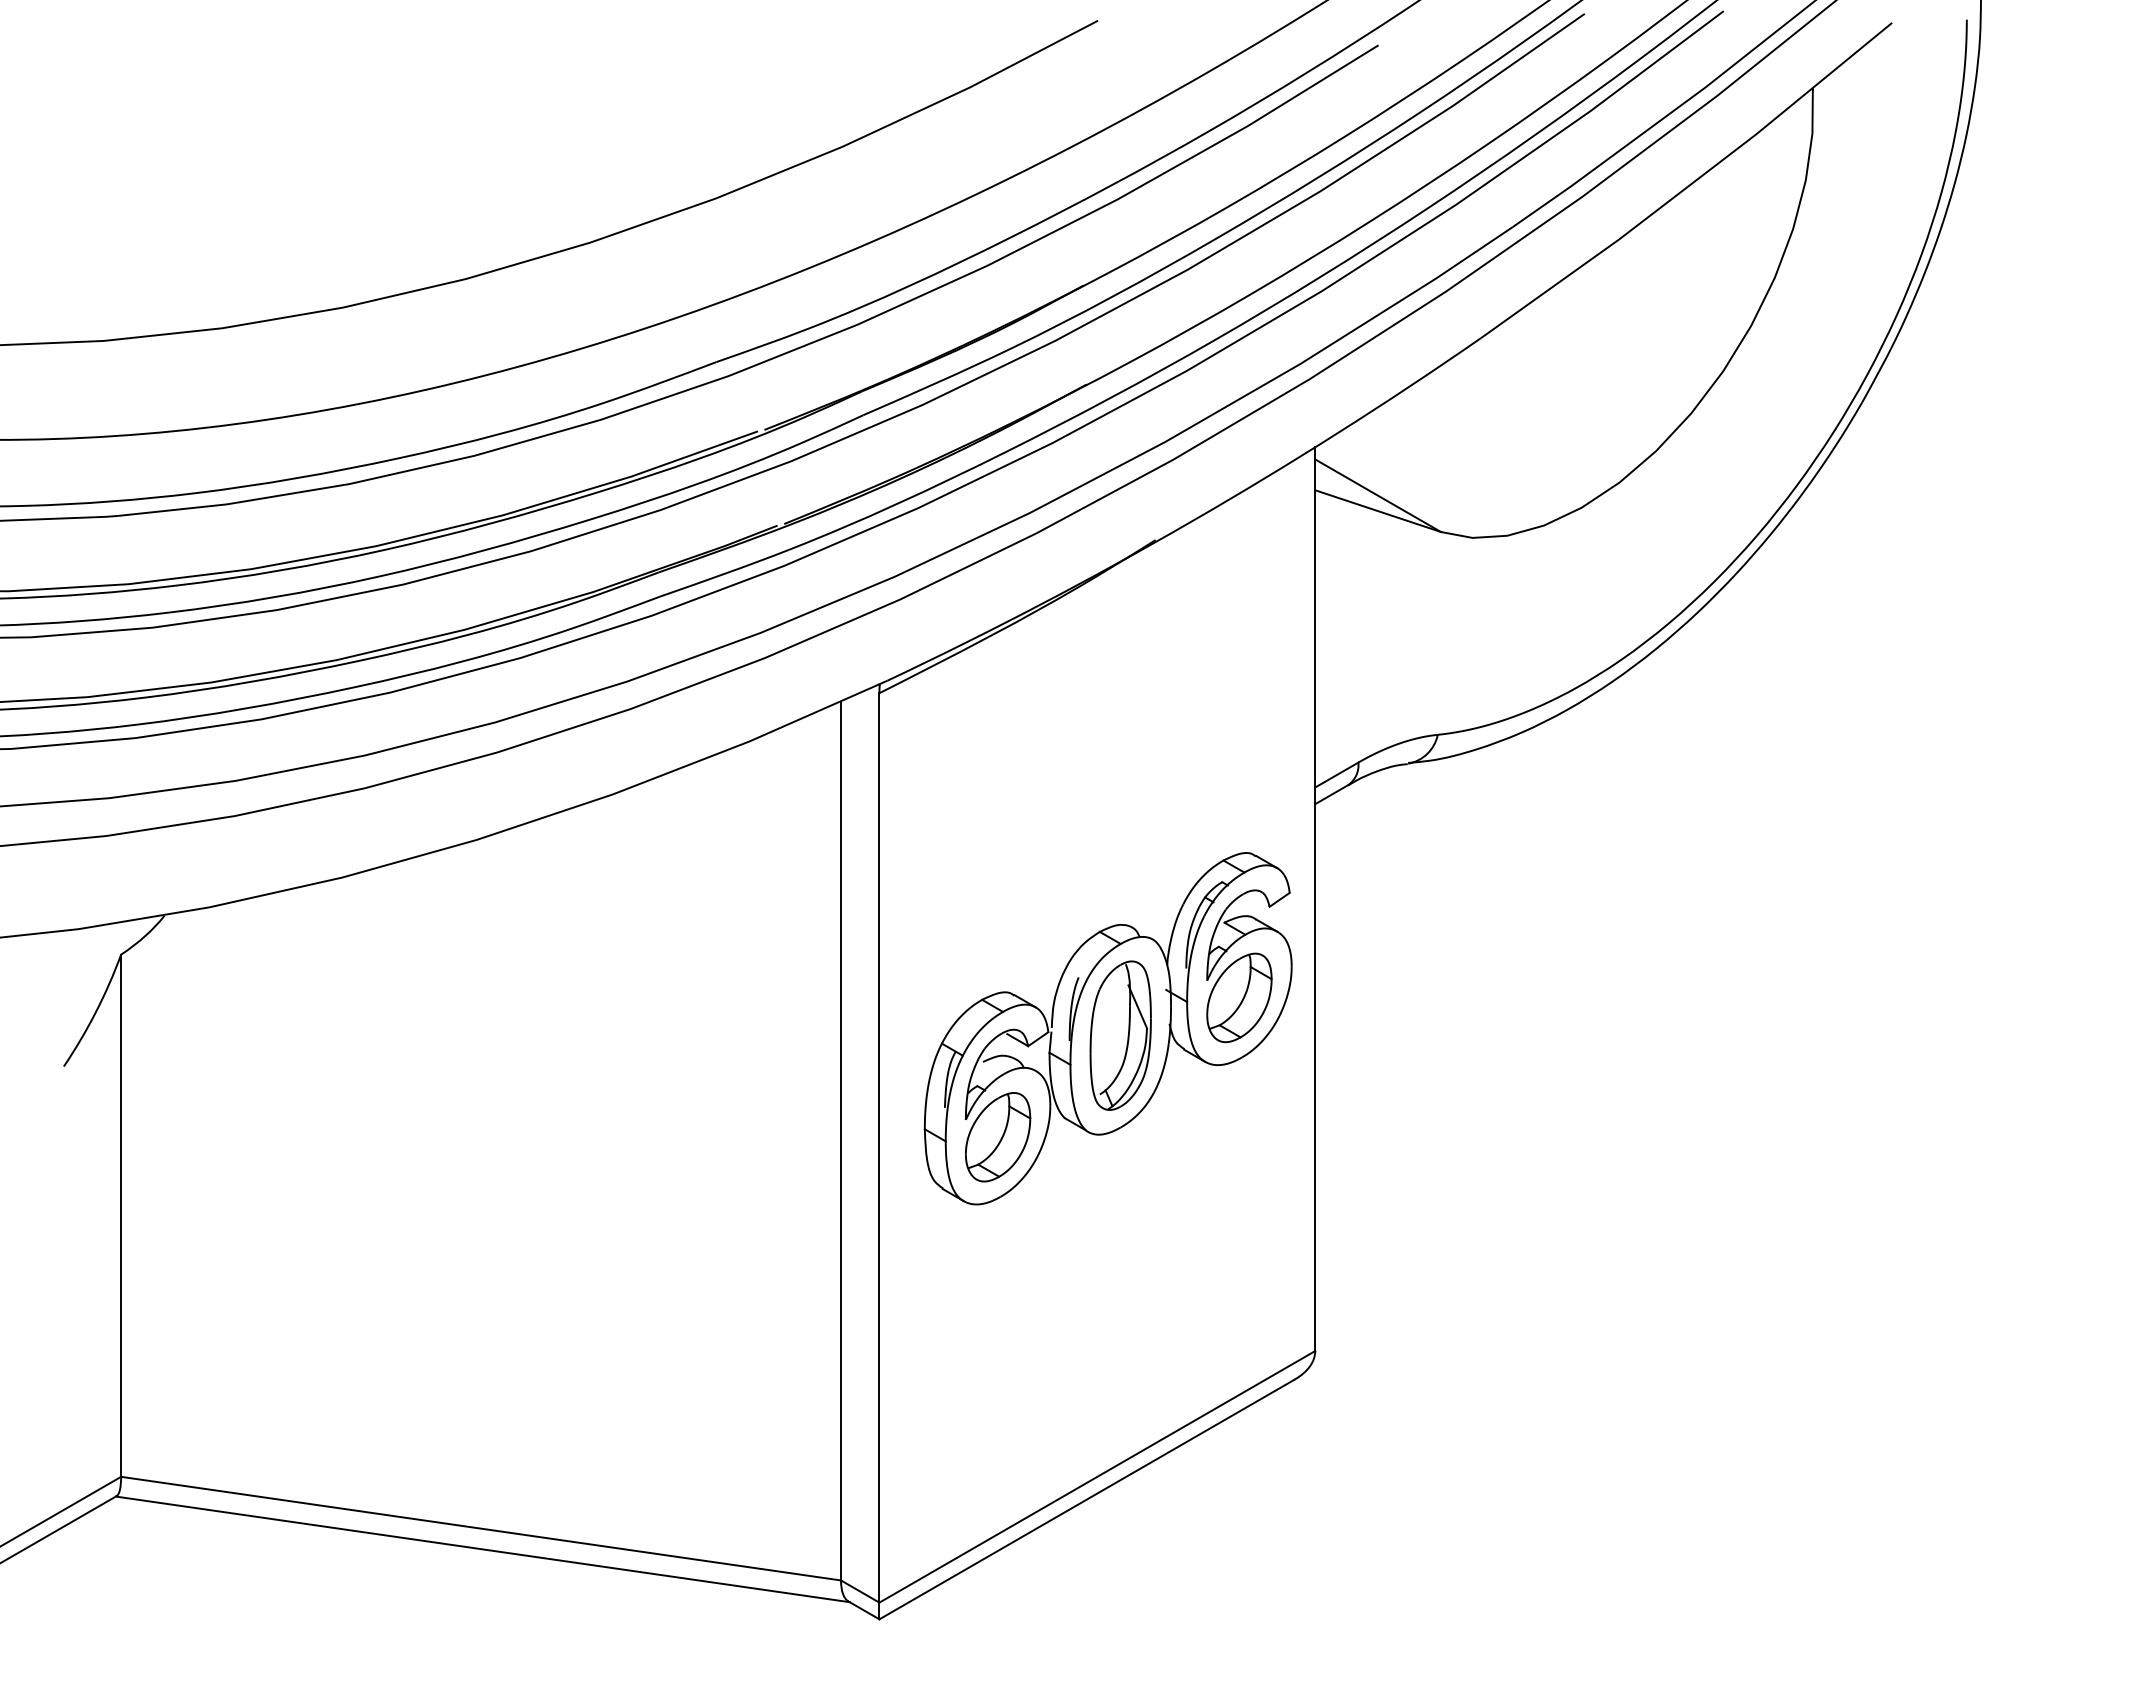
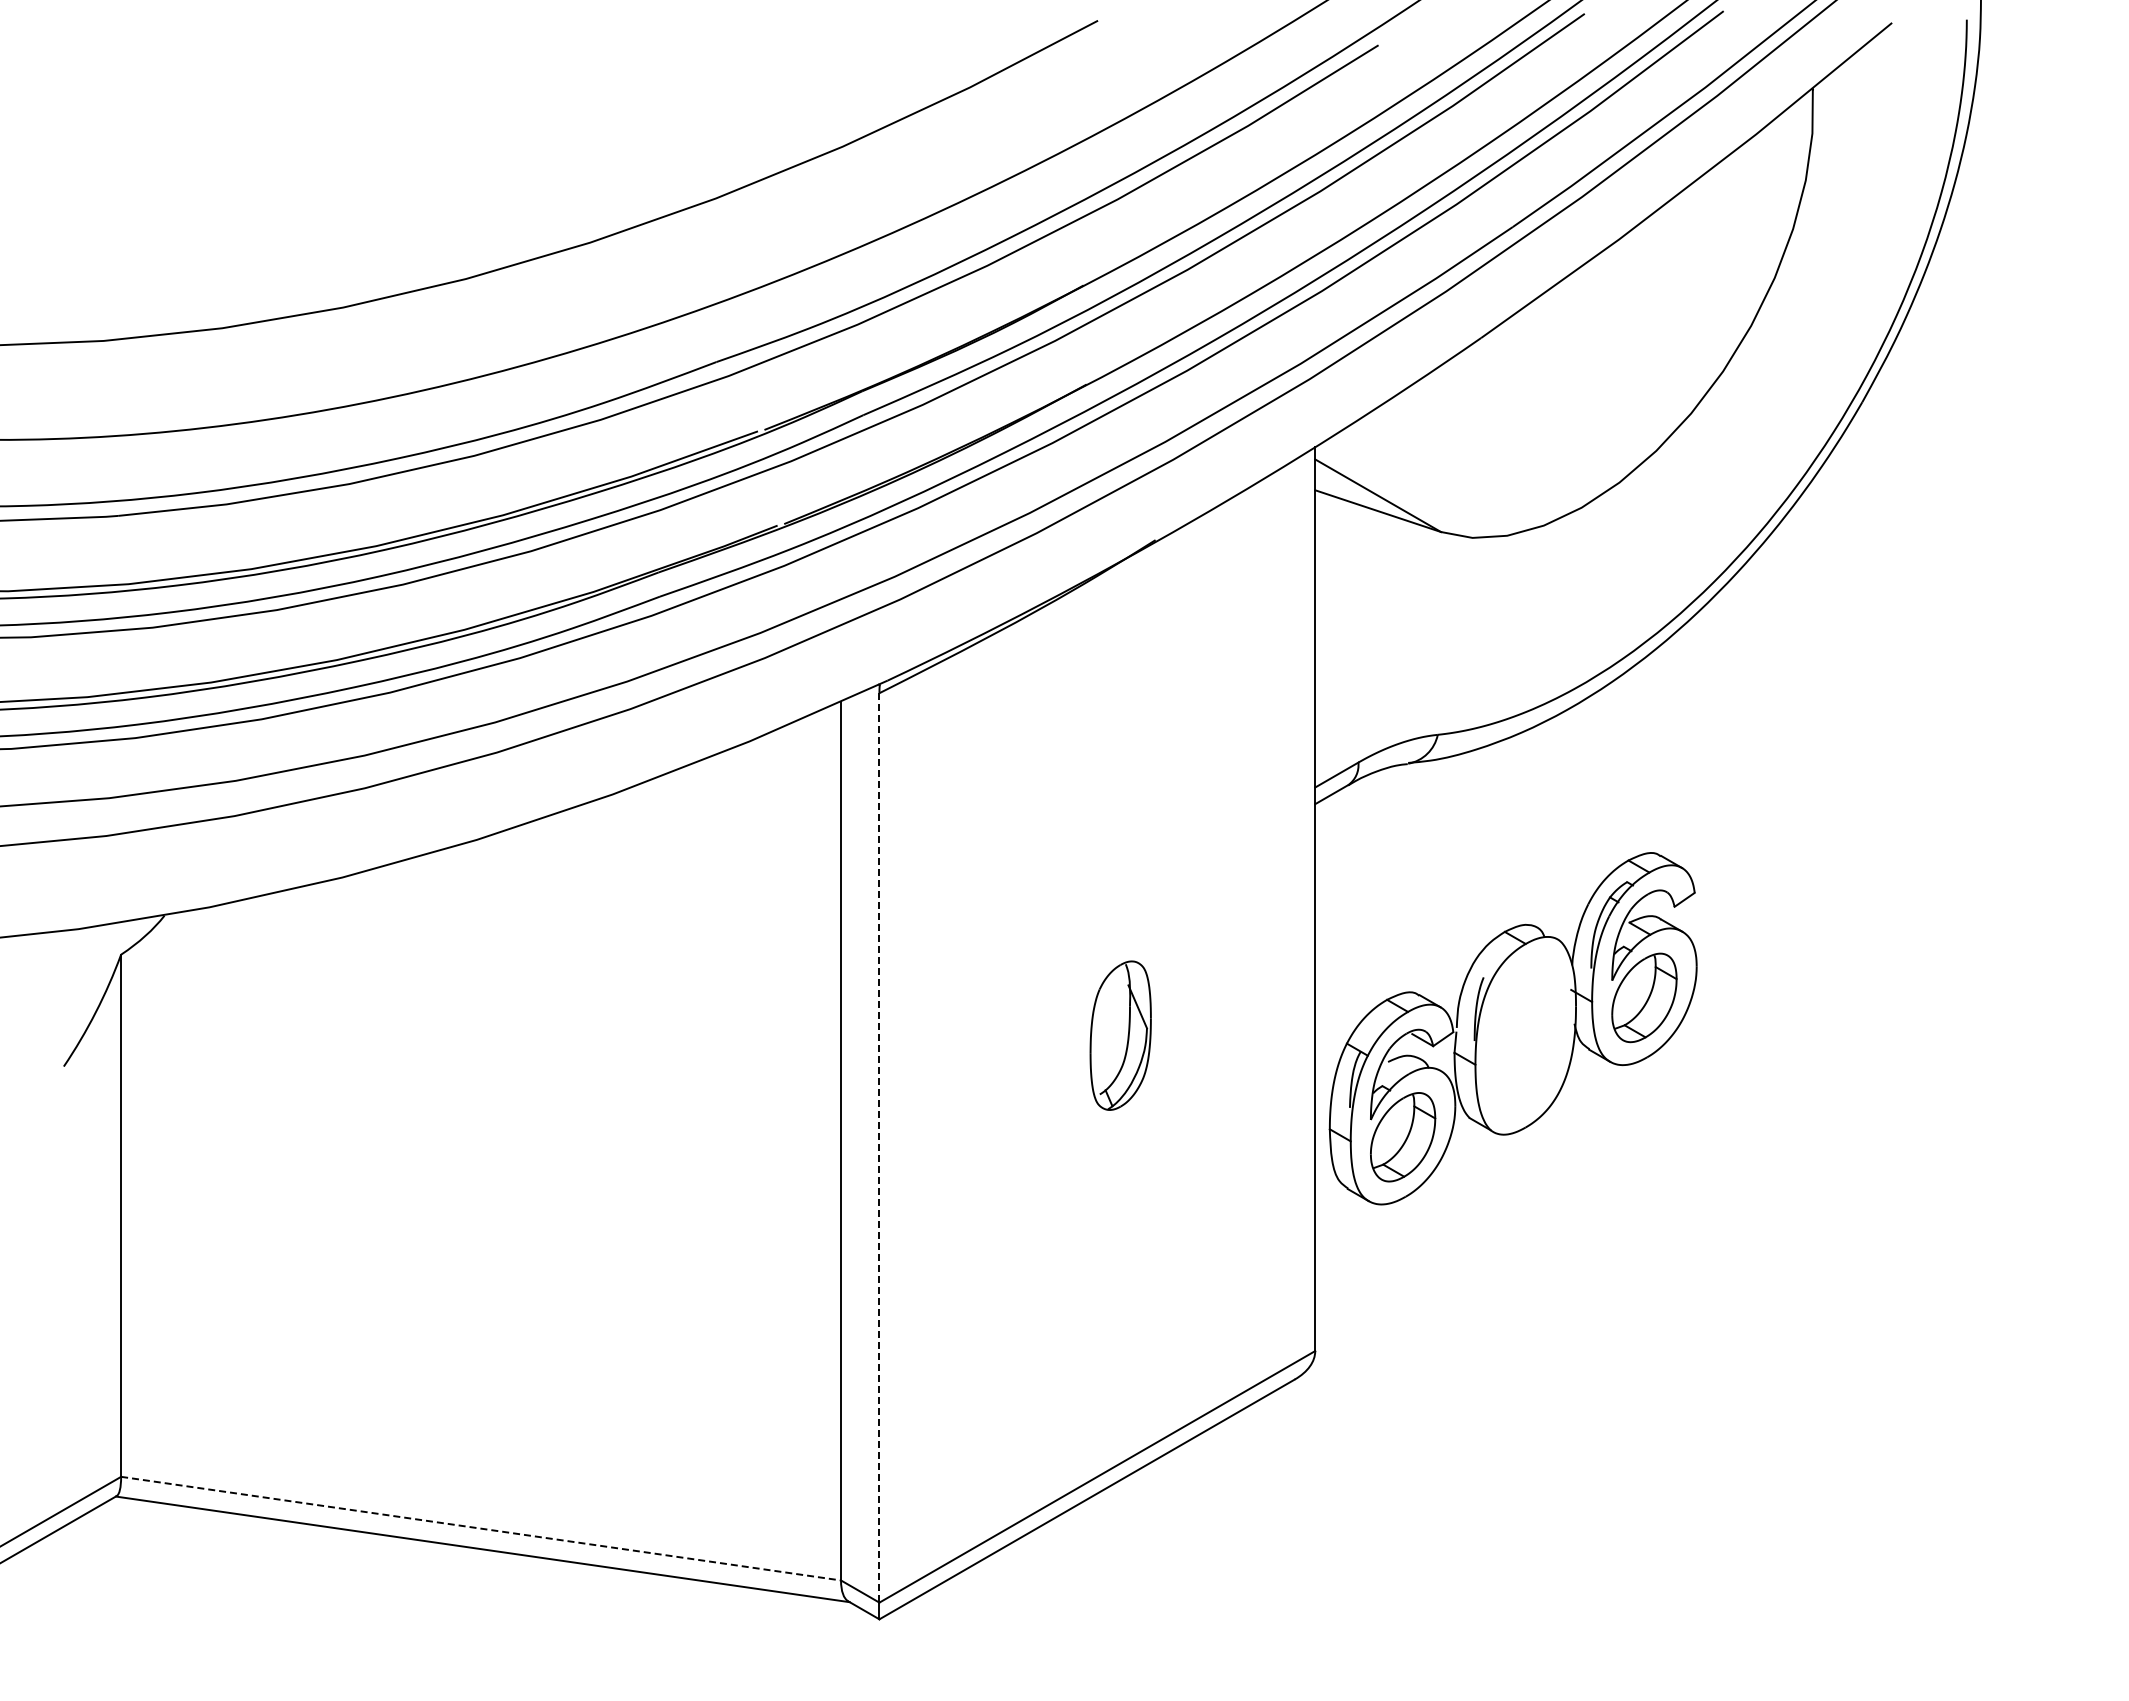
part position: (1107, 1028) -> (1512, 1028) (1512, 1028)
line: solid -> dashed (879, 1147)
line: solid -> dashed (481, 1528)
